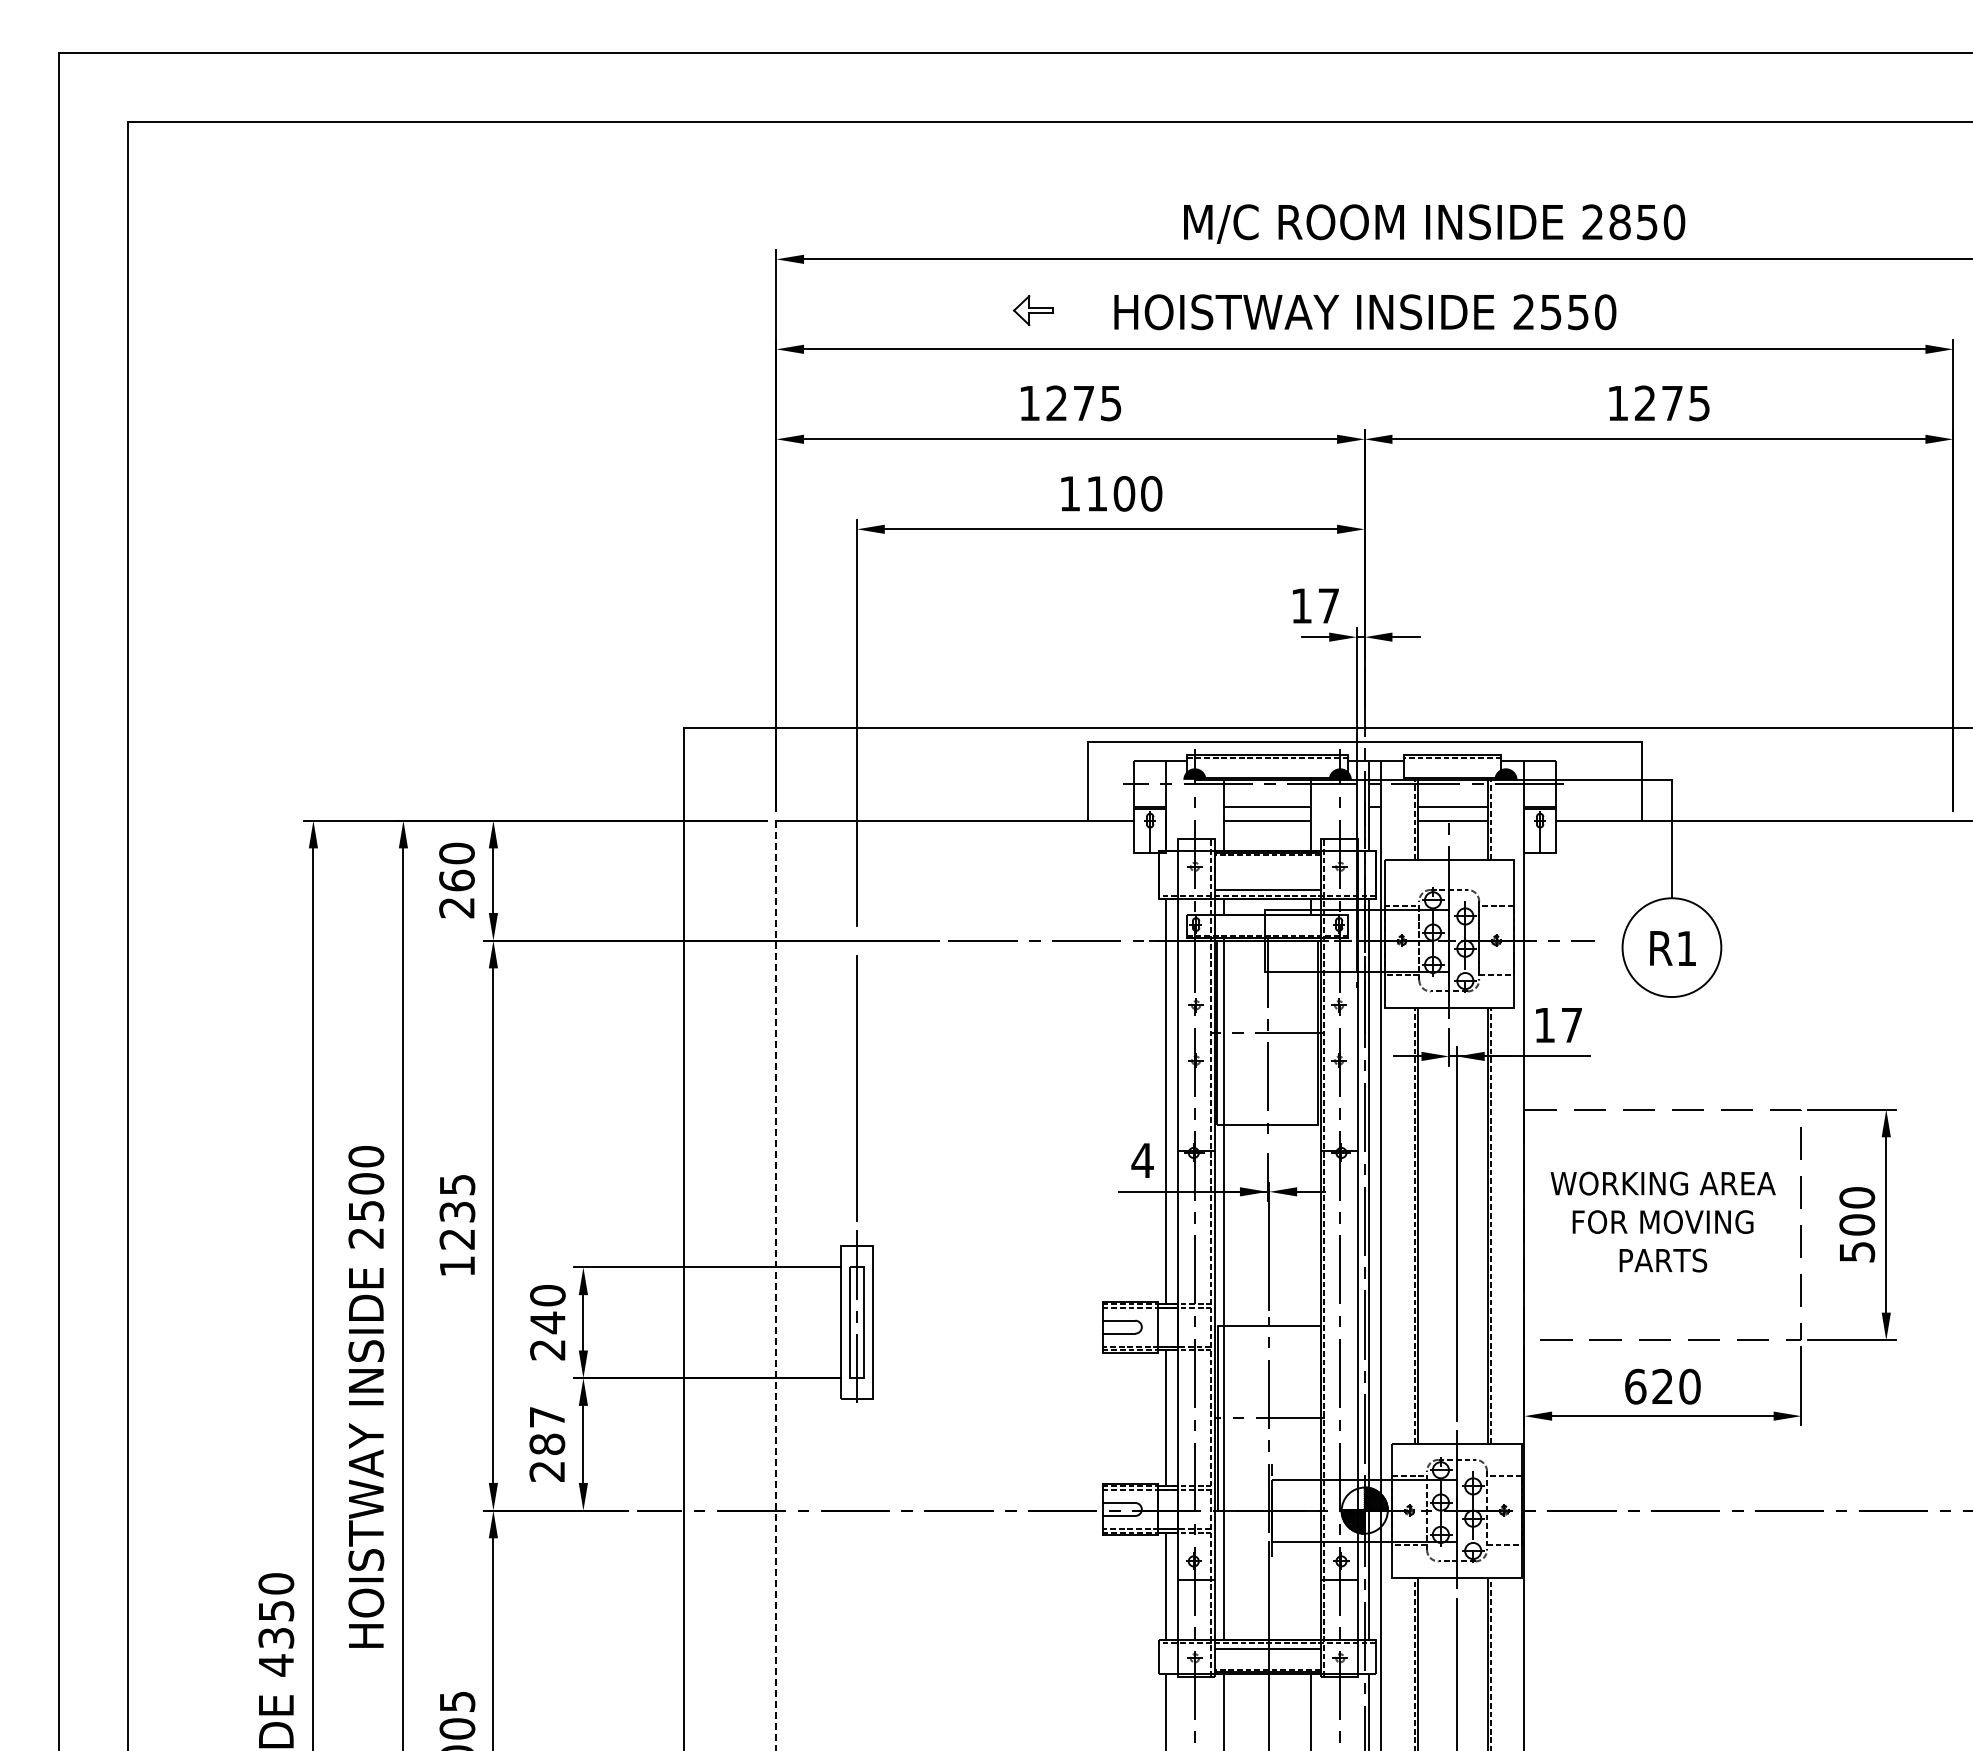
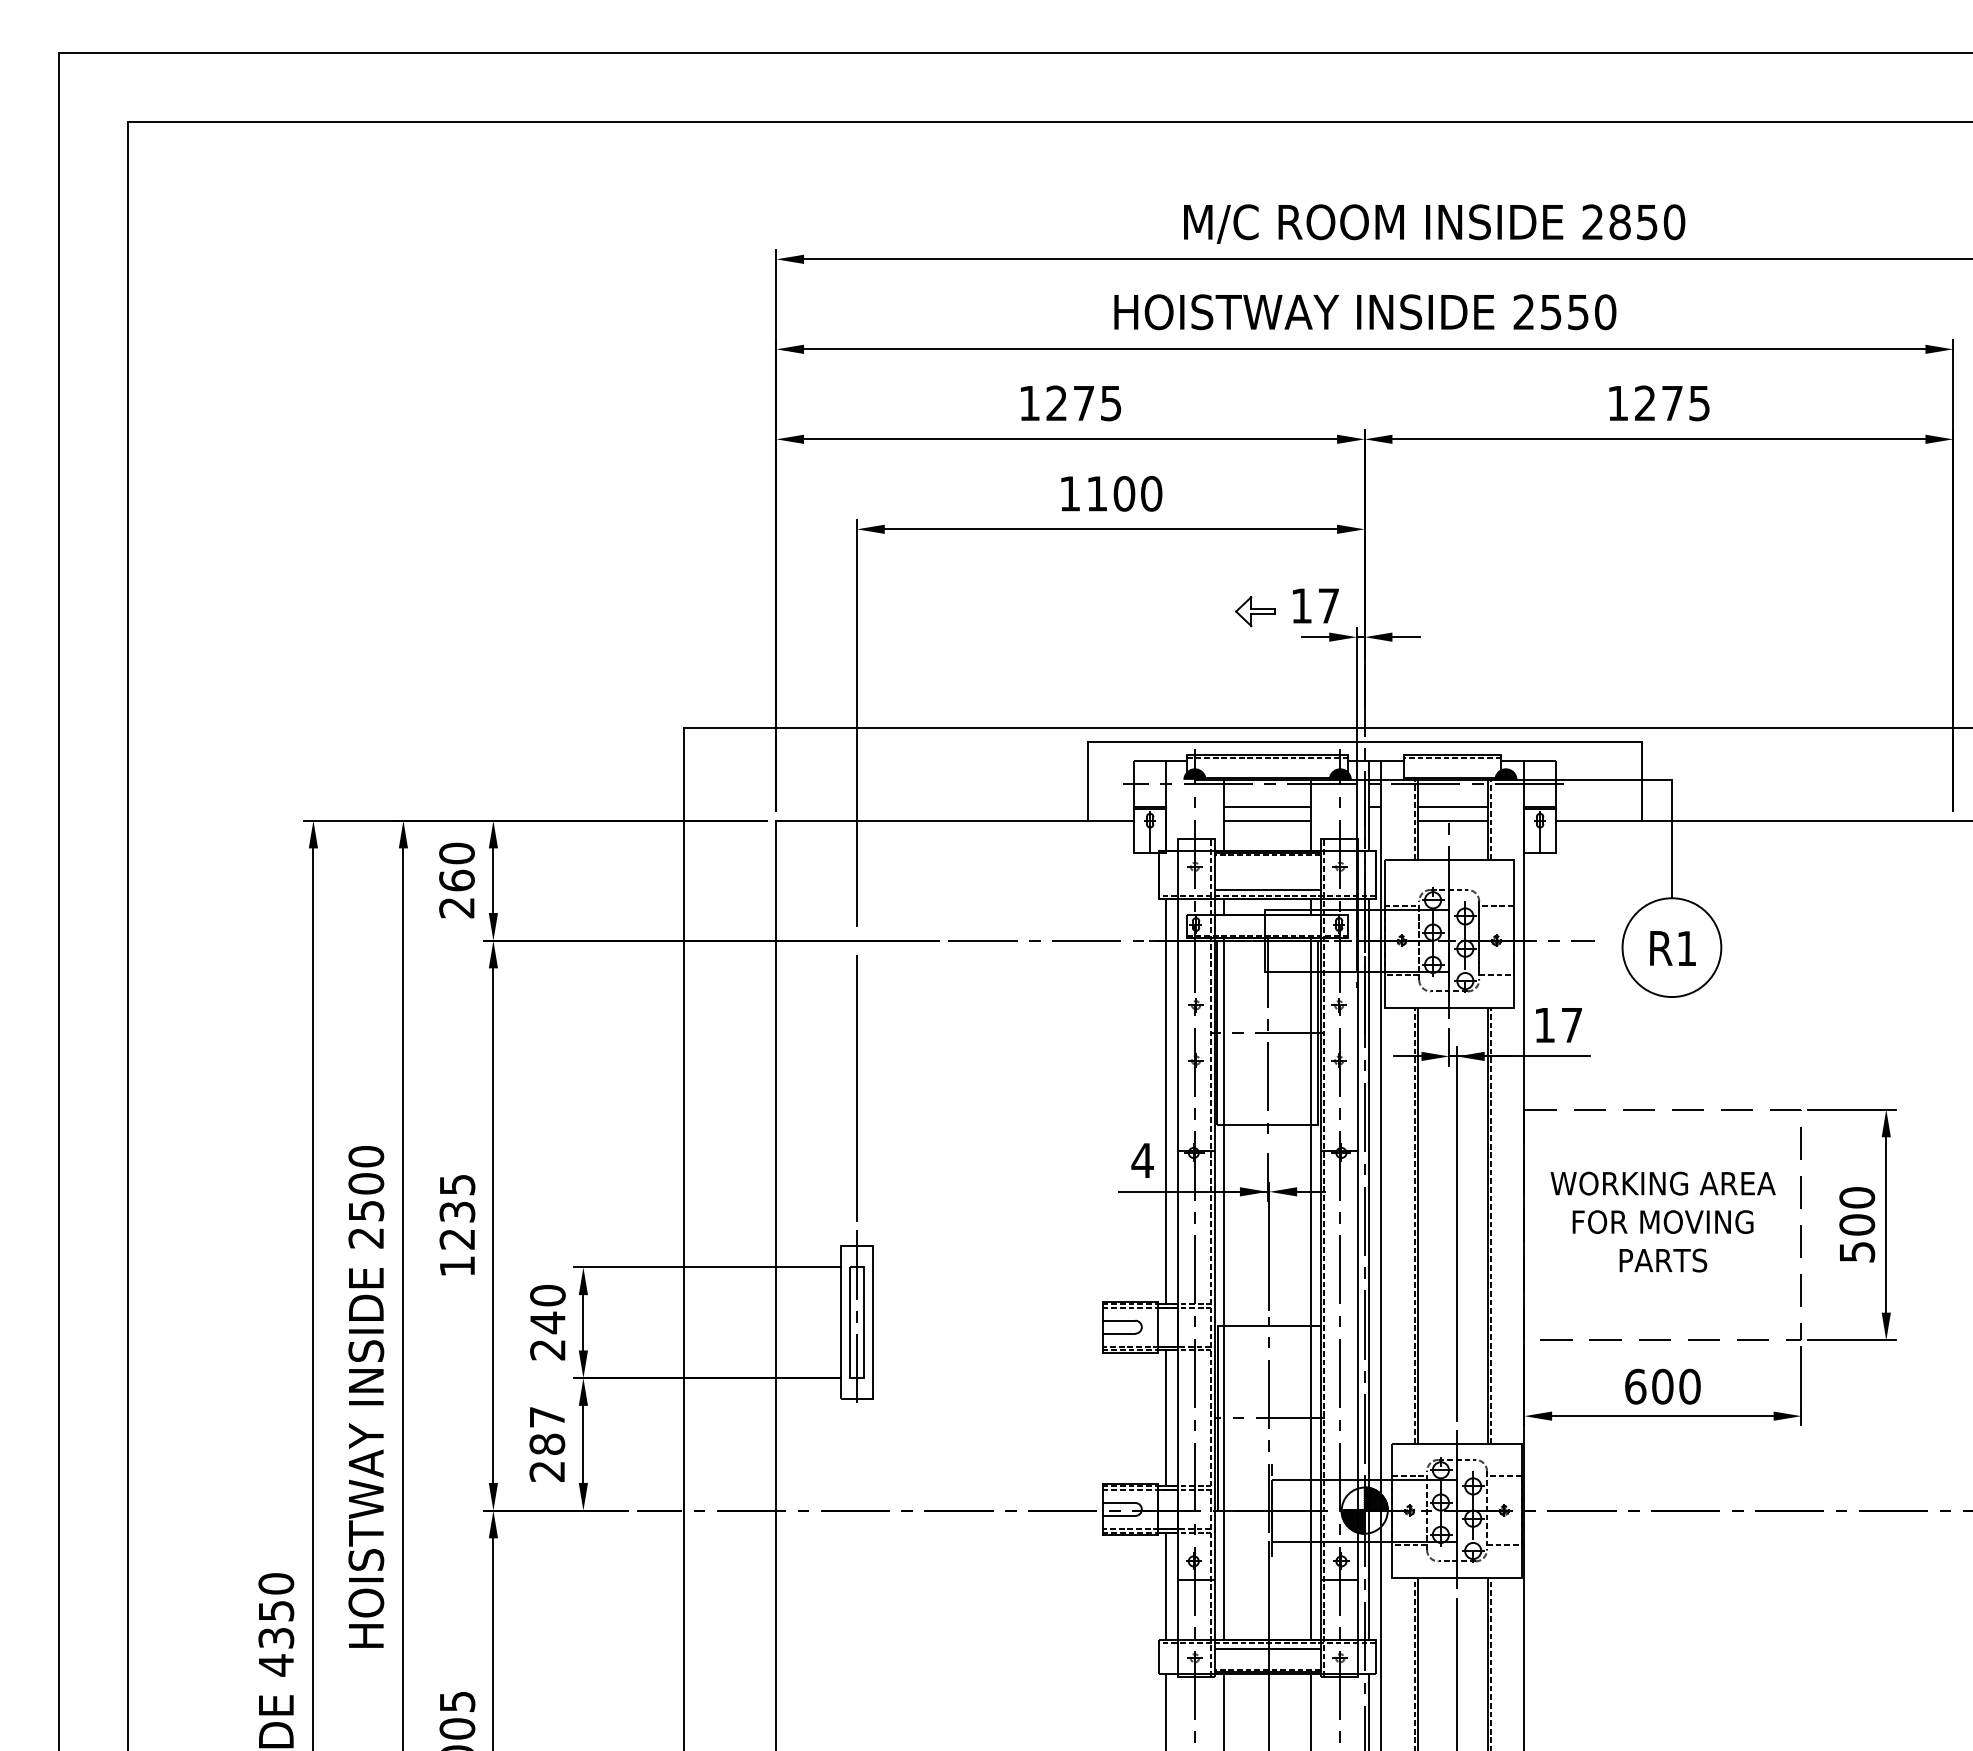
part position: (1033, 310) -> (1255, 611) (1255, 611)
line: dashed -> solid (776, 1285)
line: none -> present (1311, 1288)
text: 620 -> 600 (1662, 1386)
